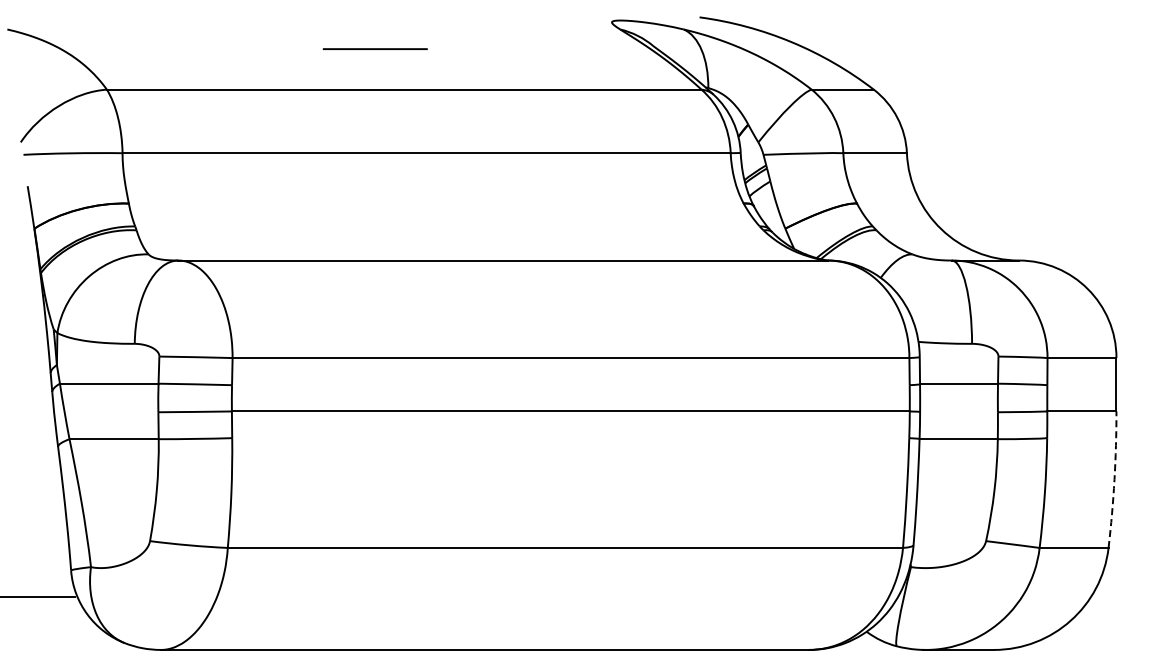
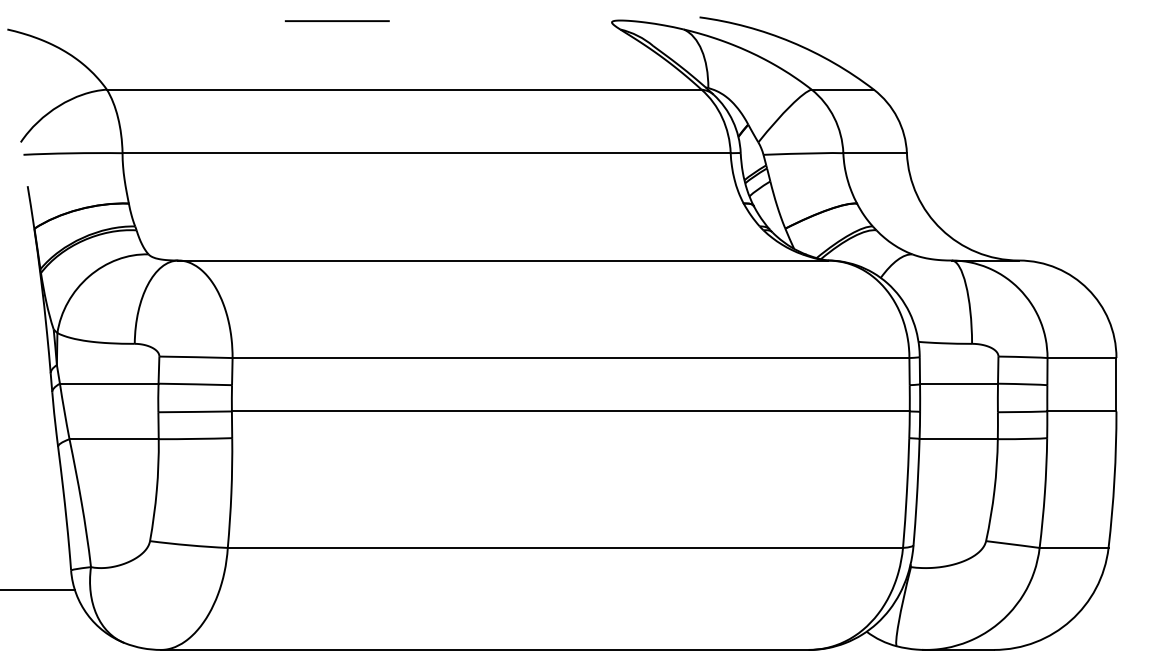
line position: (374, 48) -> (336, 20) (336, 20)
arc: dashed -> solid (1114, 479)
line position: (38, 596) -> (38, 589) (38, 589)
